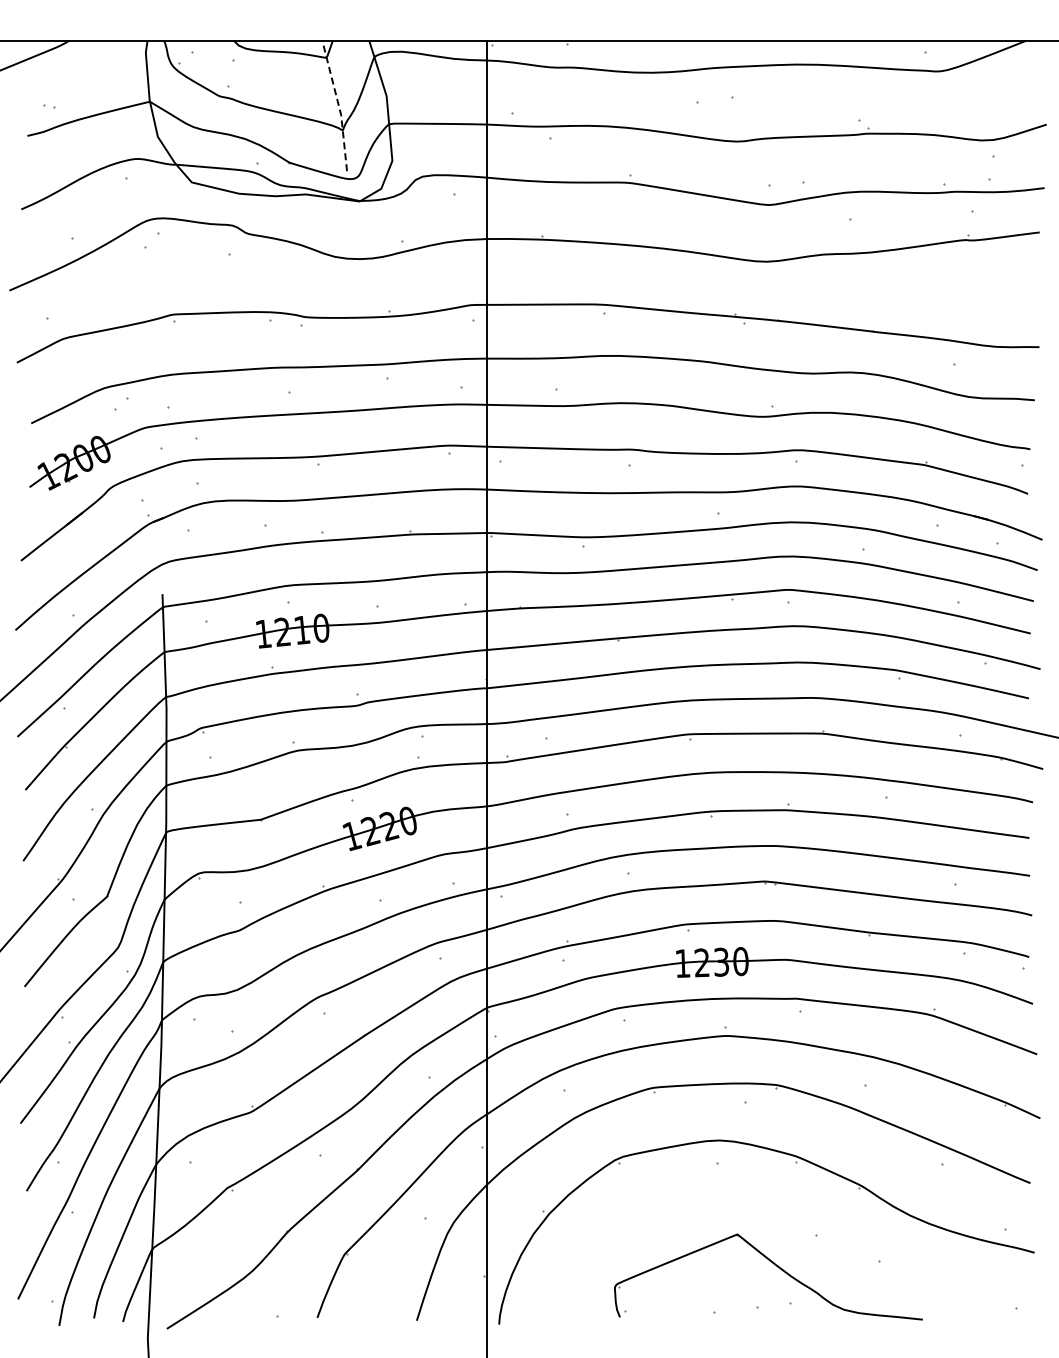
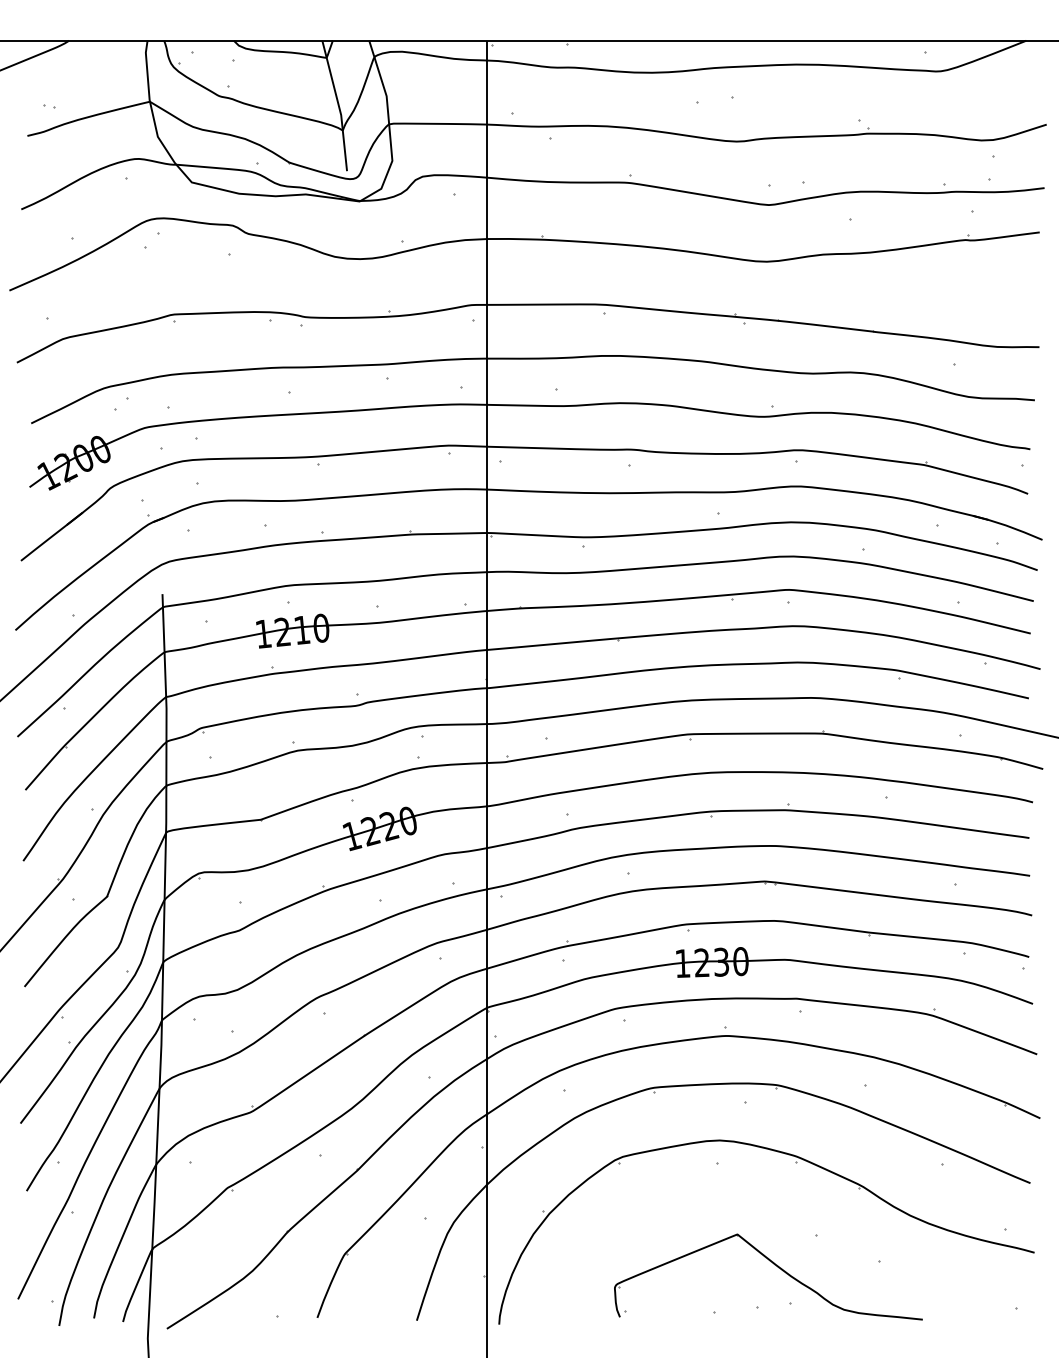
line: dashed -> solid (338, 104)
